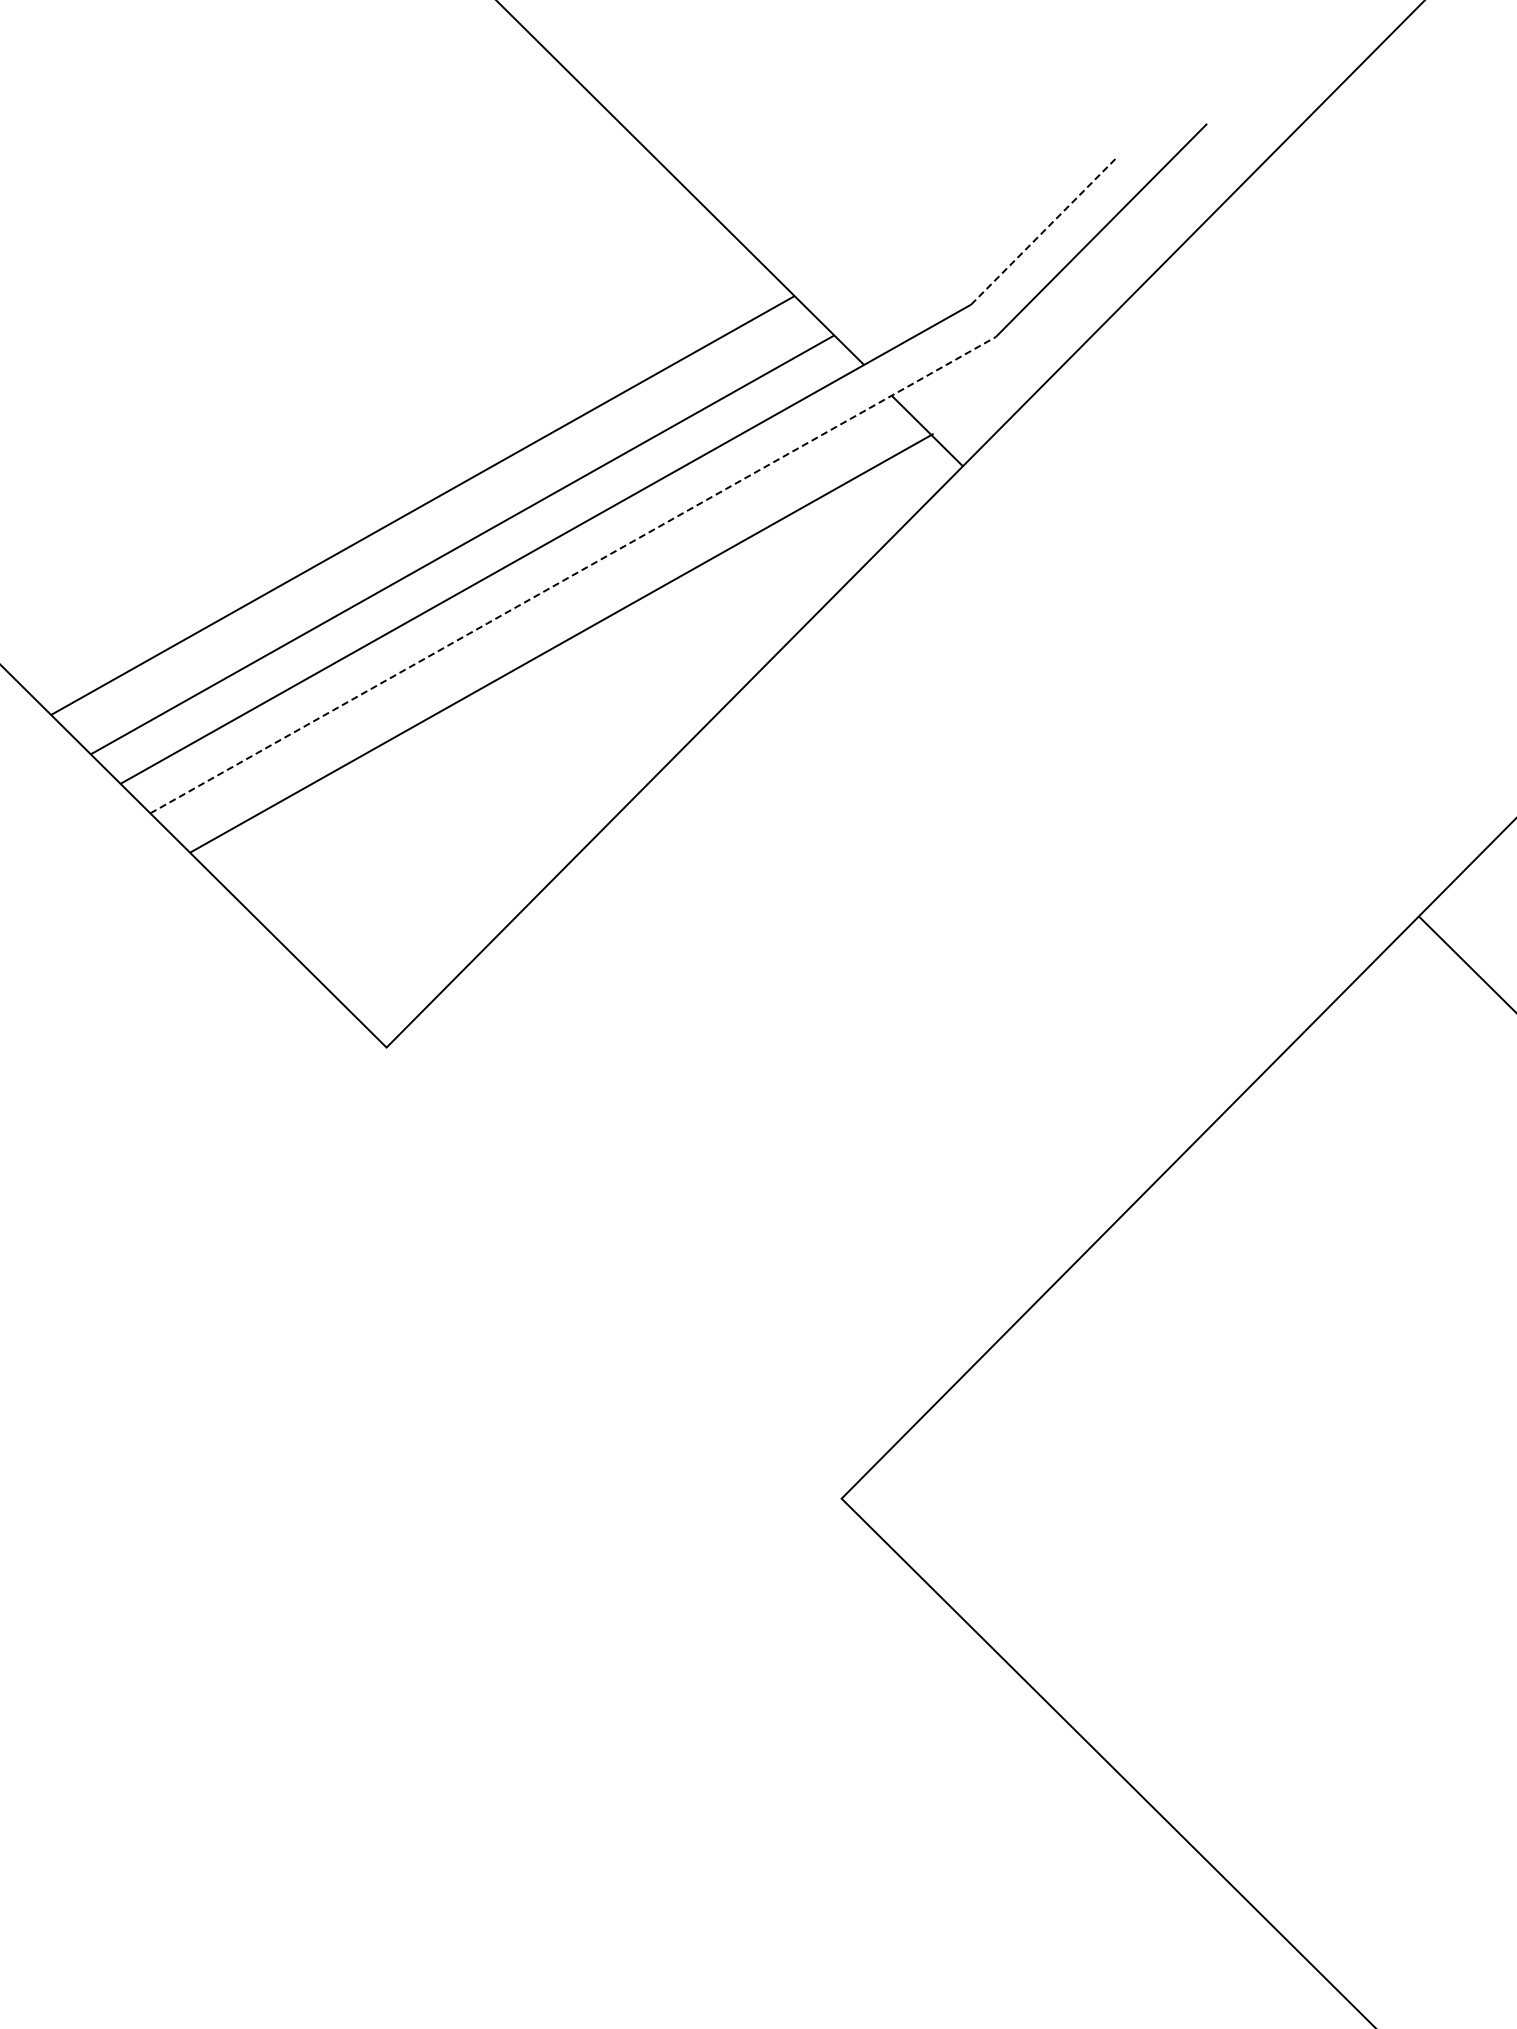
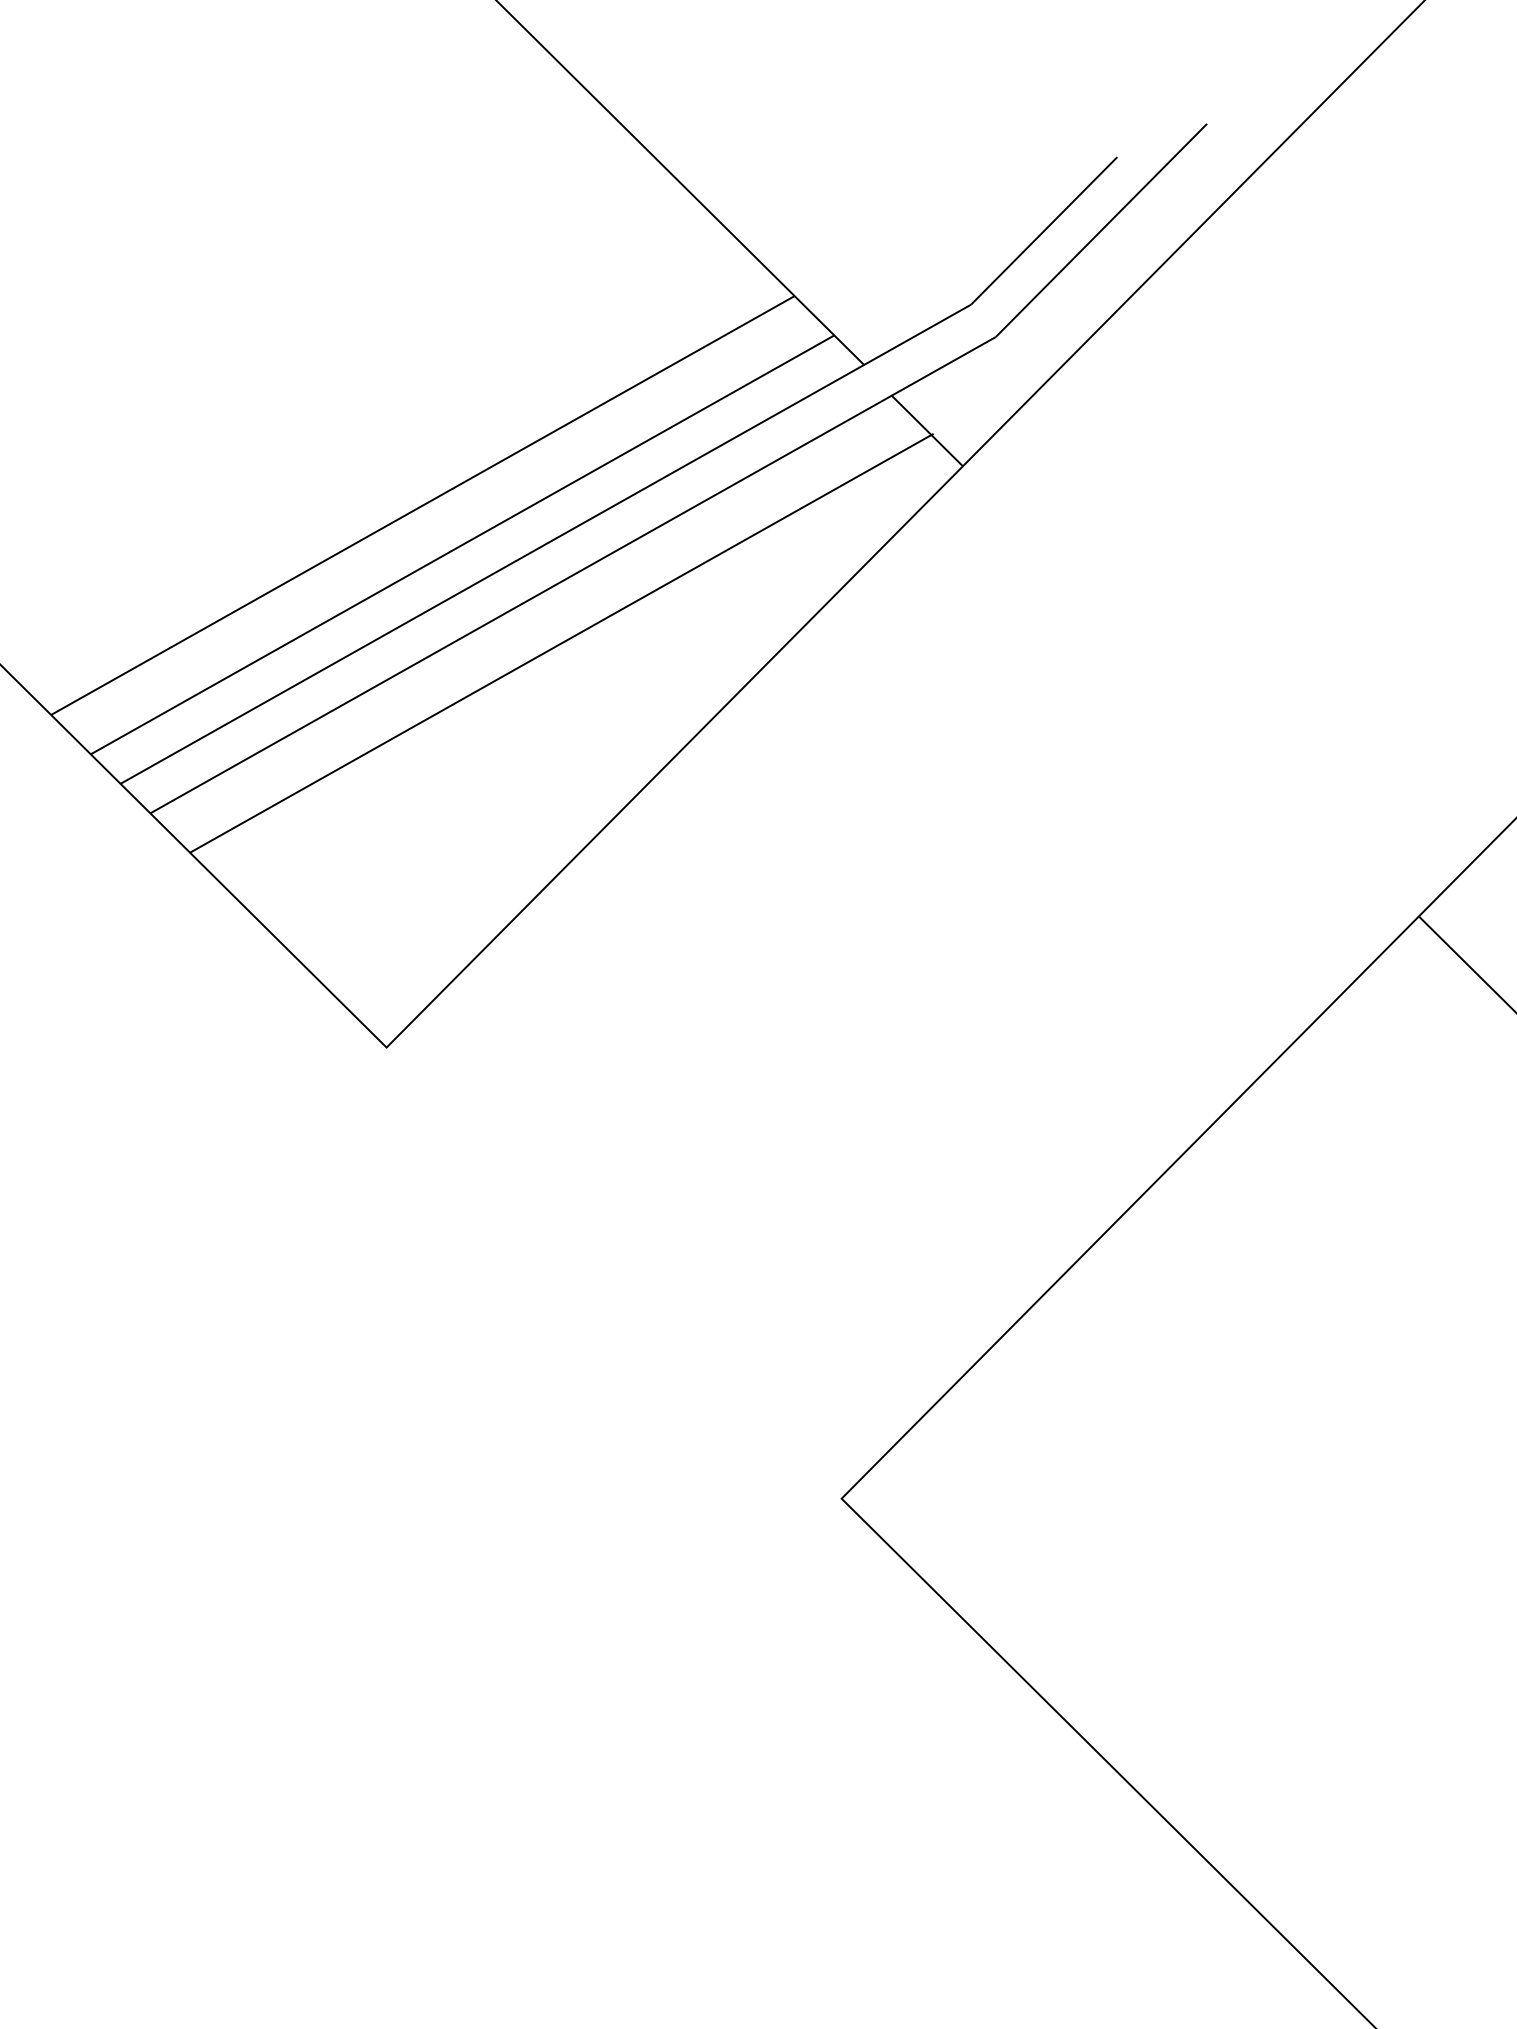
line: dashed -> solid (1044, 230)
line: dashed -> solid (573, 574)
